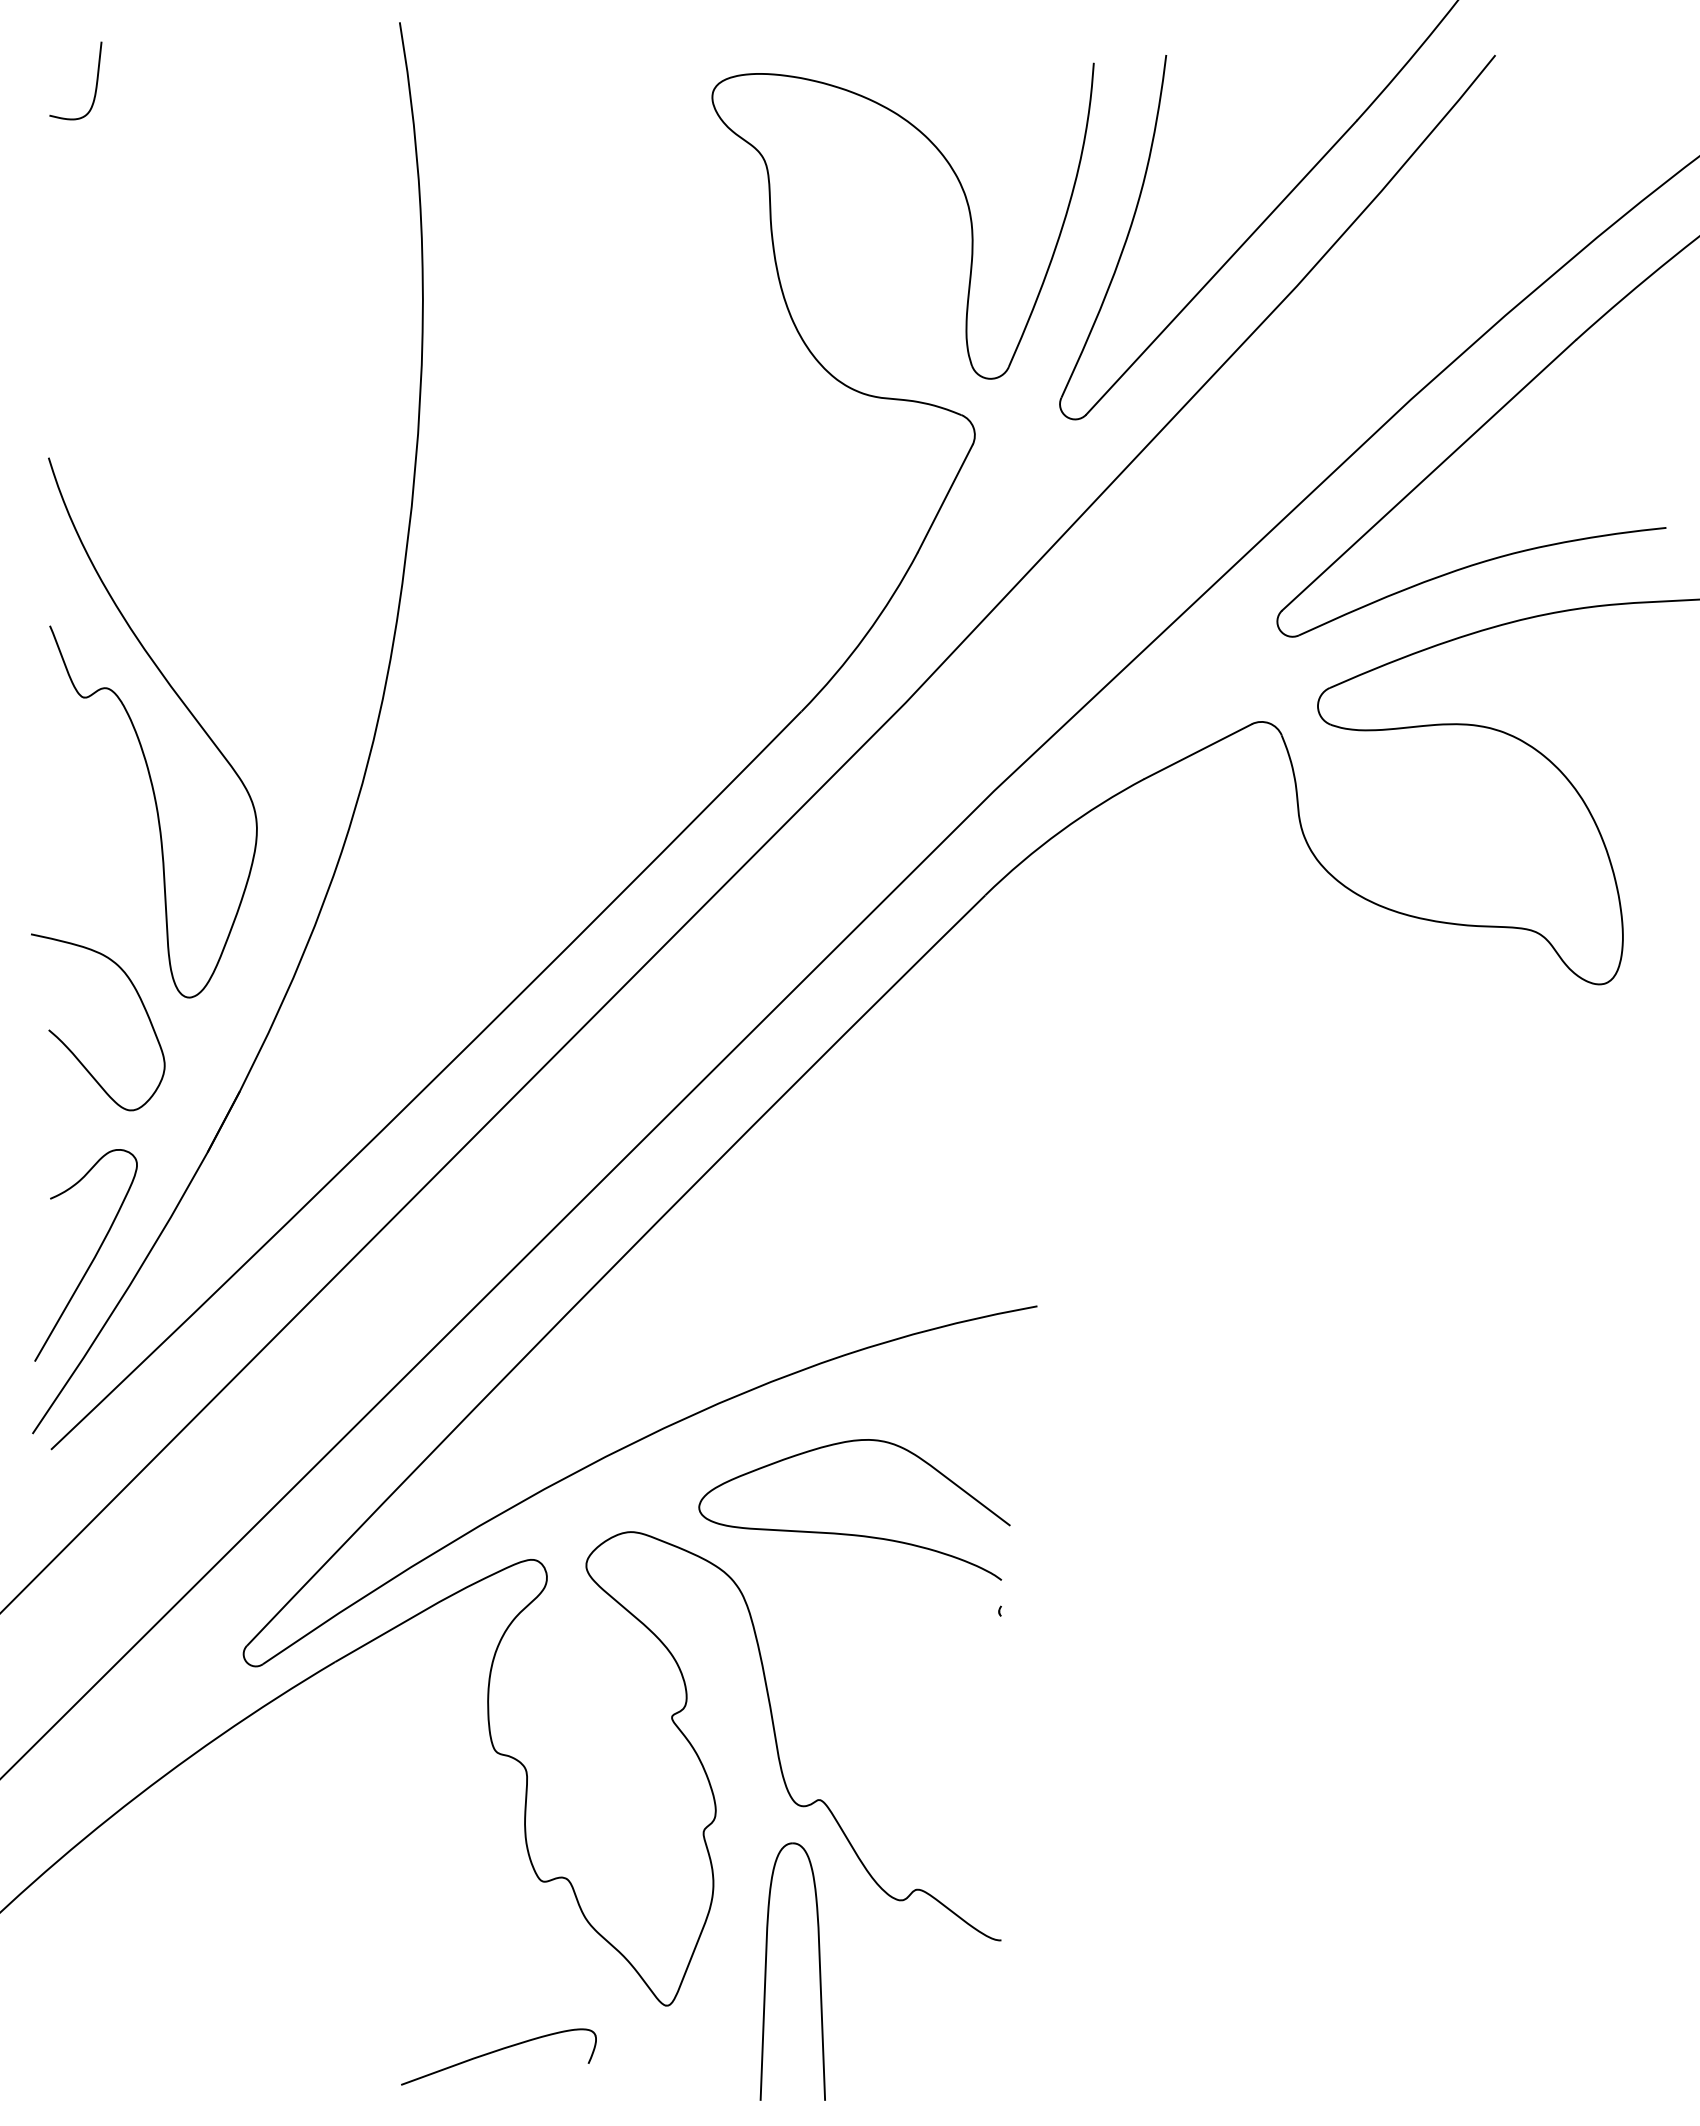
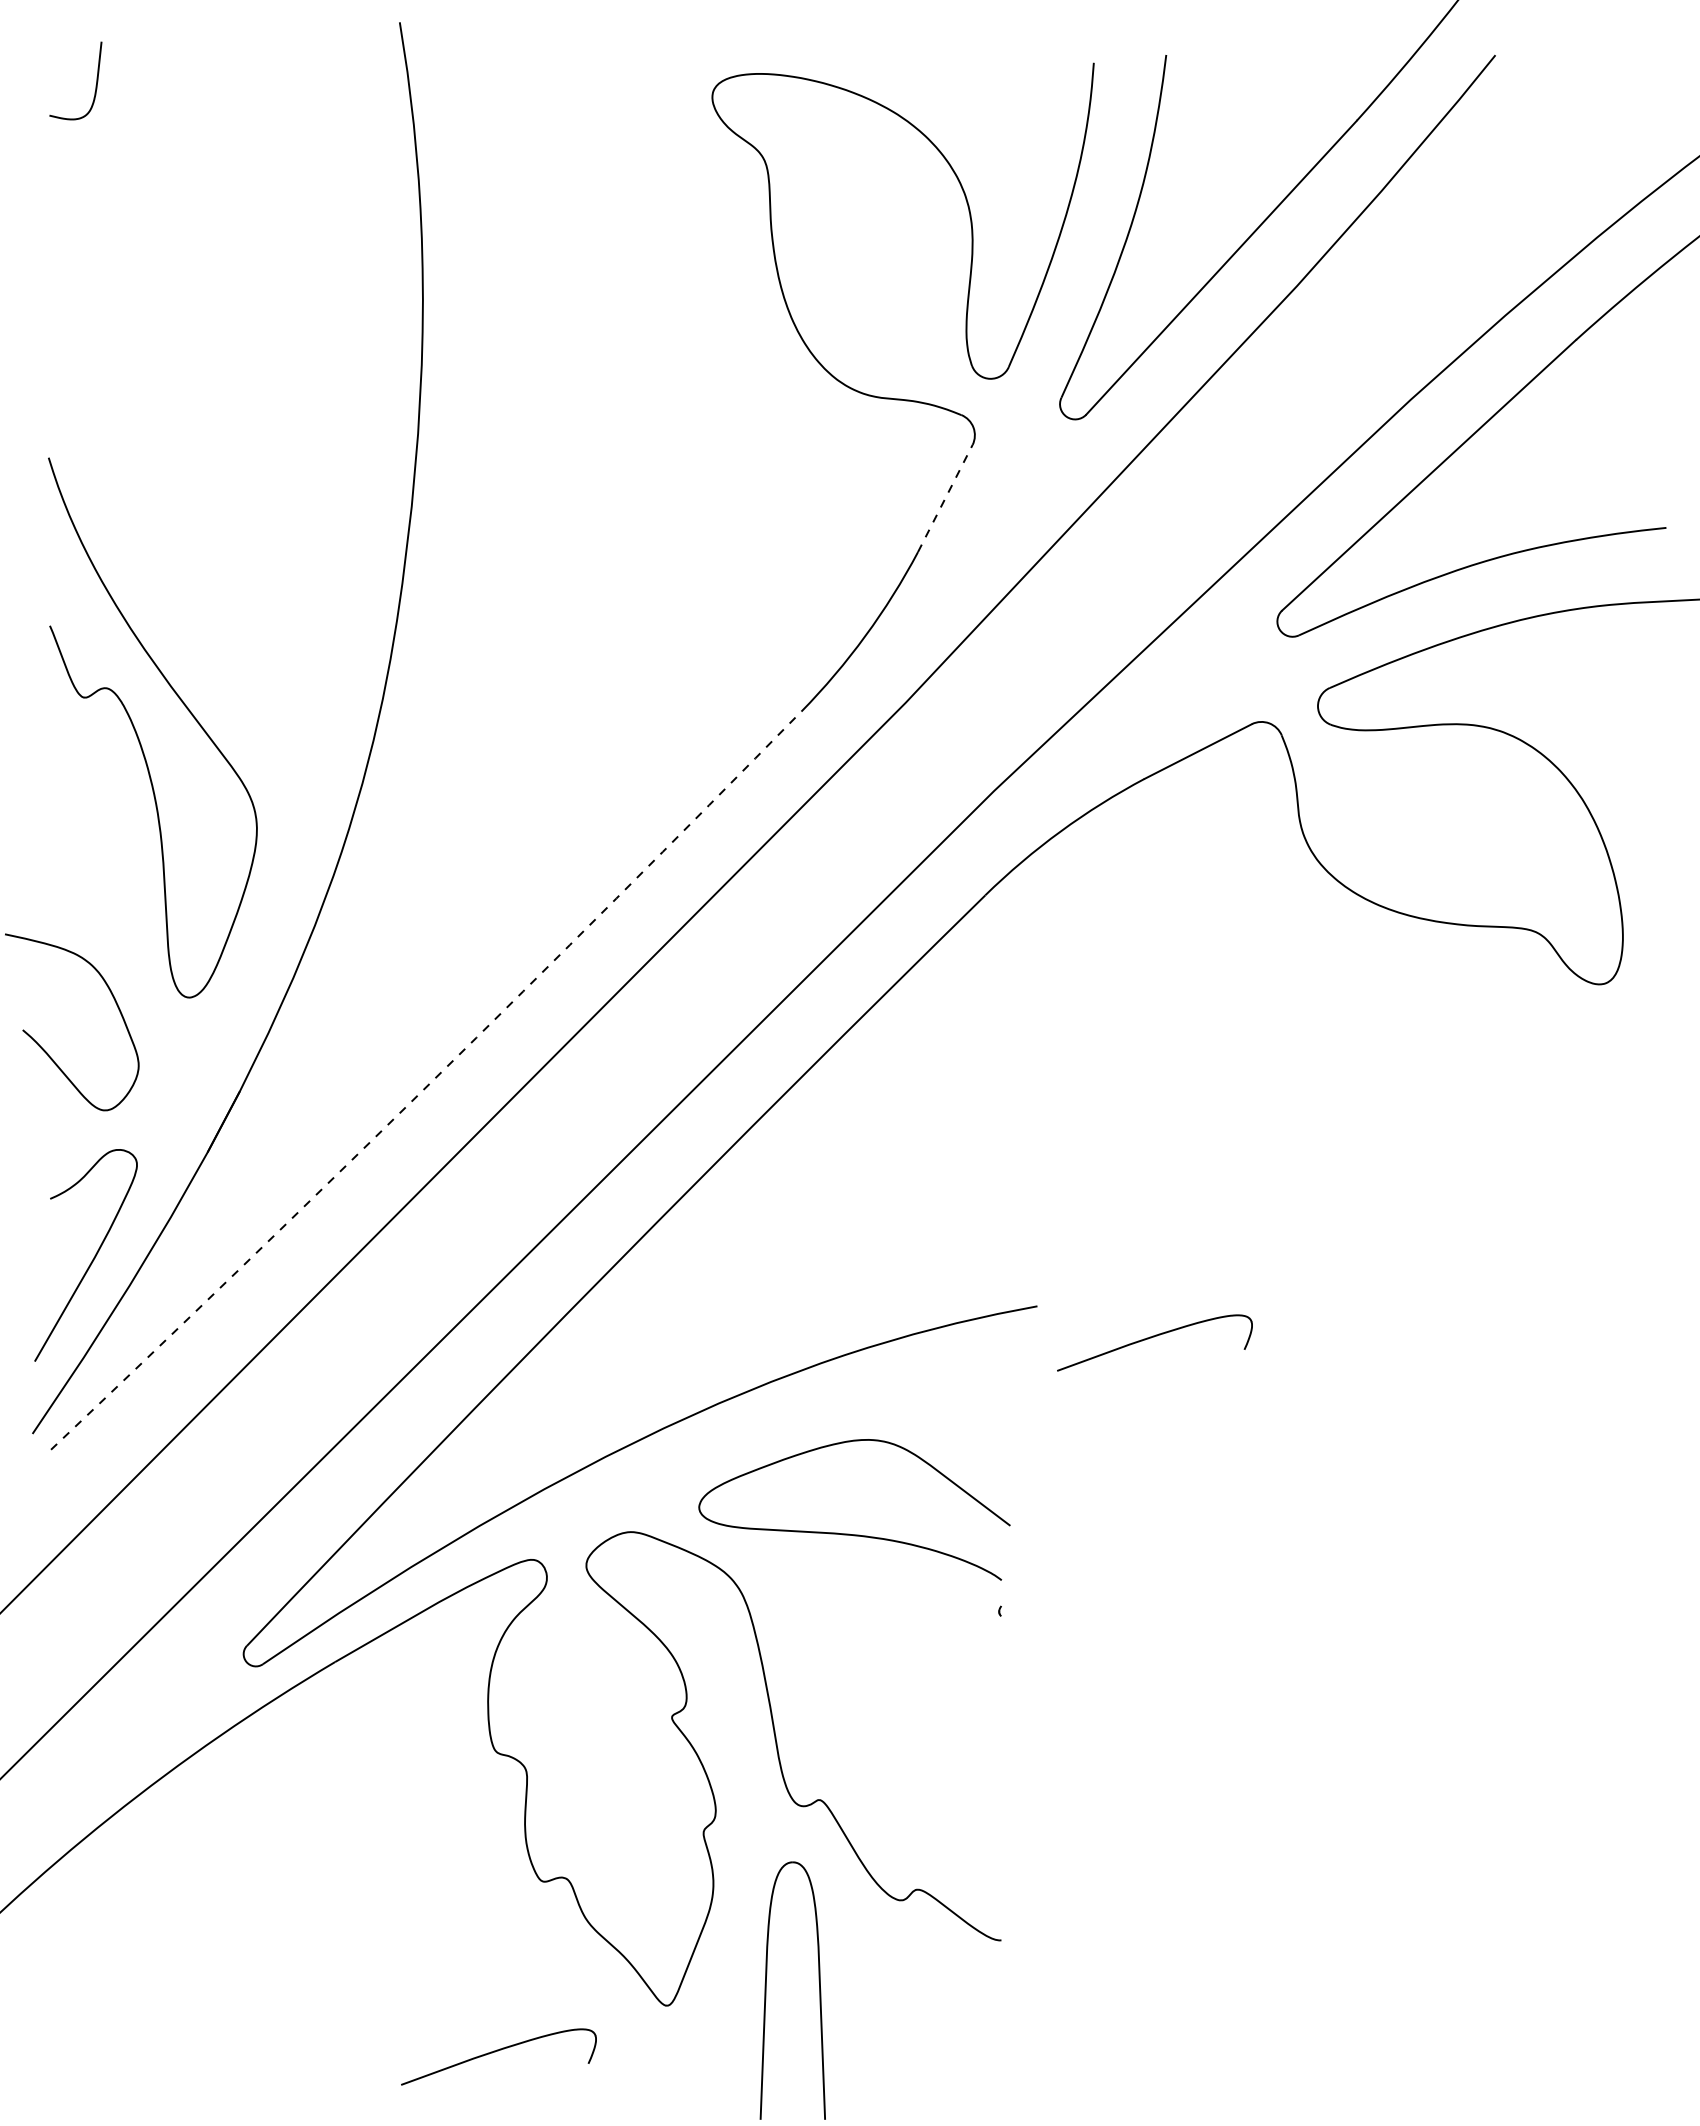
line: solid -> dashed (945, 498)
curve position: (70, 1049) -> (44, 1049) (44, 1049)
arc: solid -> dashed (429, 1084)
curve: none -> present (1154, 1337)
part position: (766, 1971) -> (766, 1990) (766, 1990)
